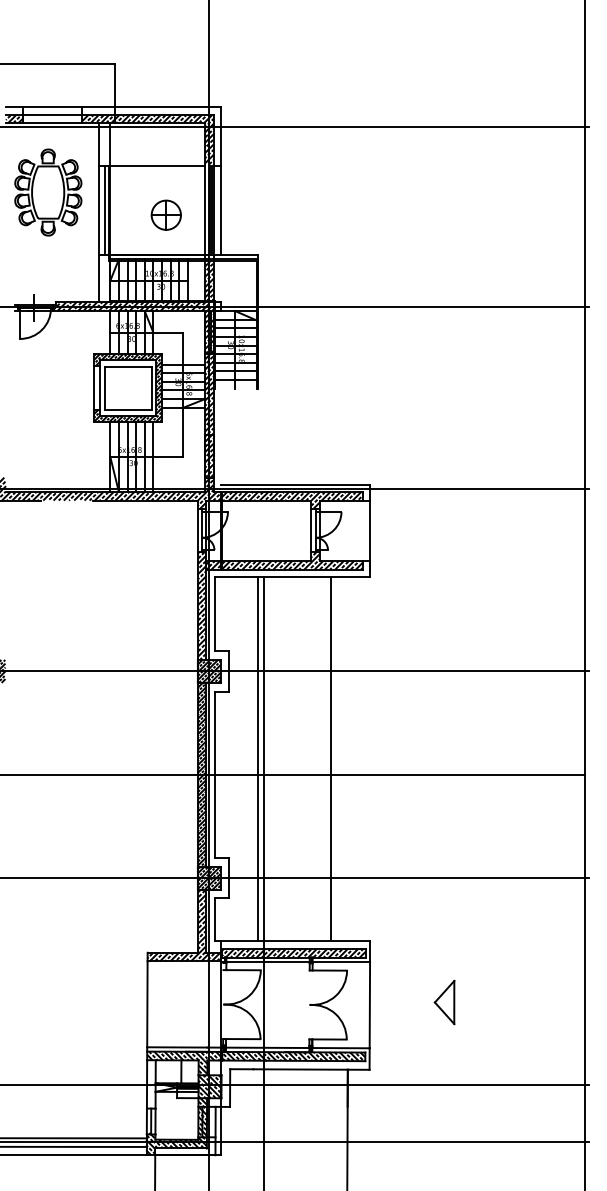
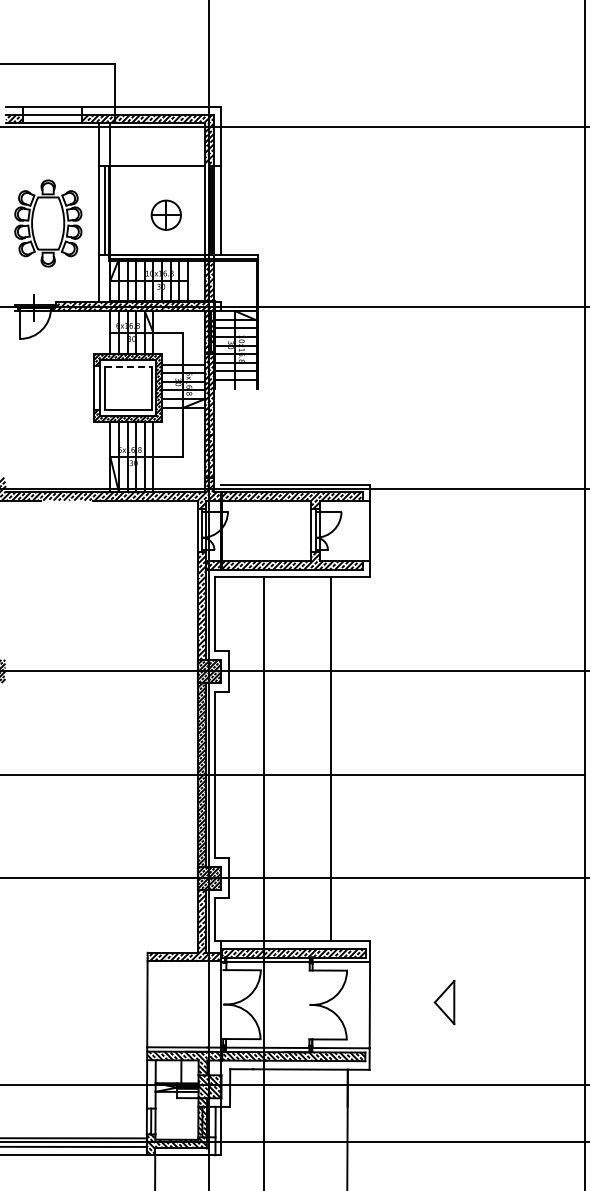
part position: (48, 192) -> (48, 223) (48, 223)
line: solid -> dashed (128, 367)
line: present -> none (258, 758)
